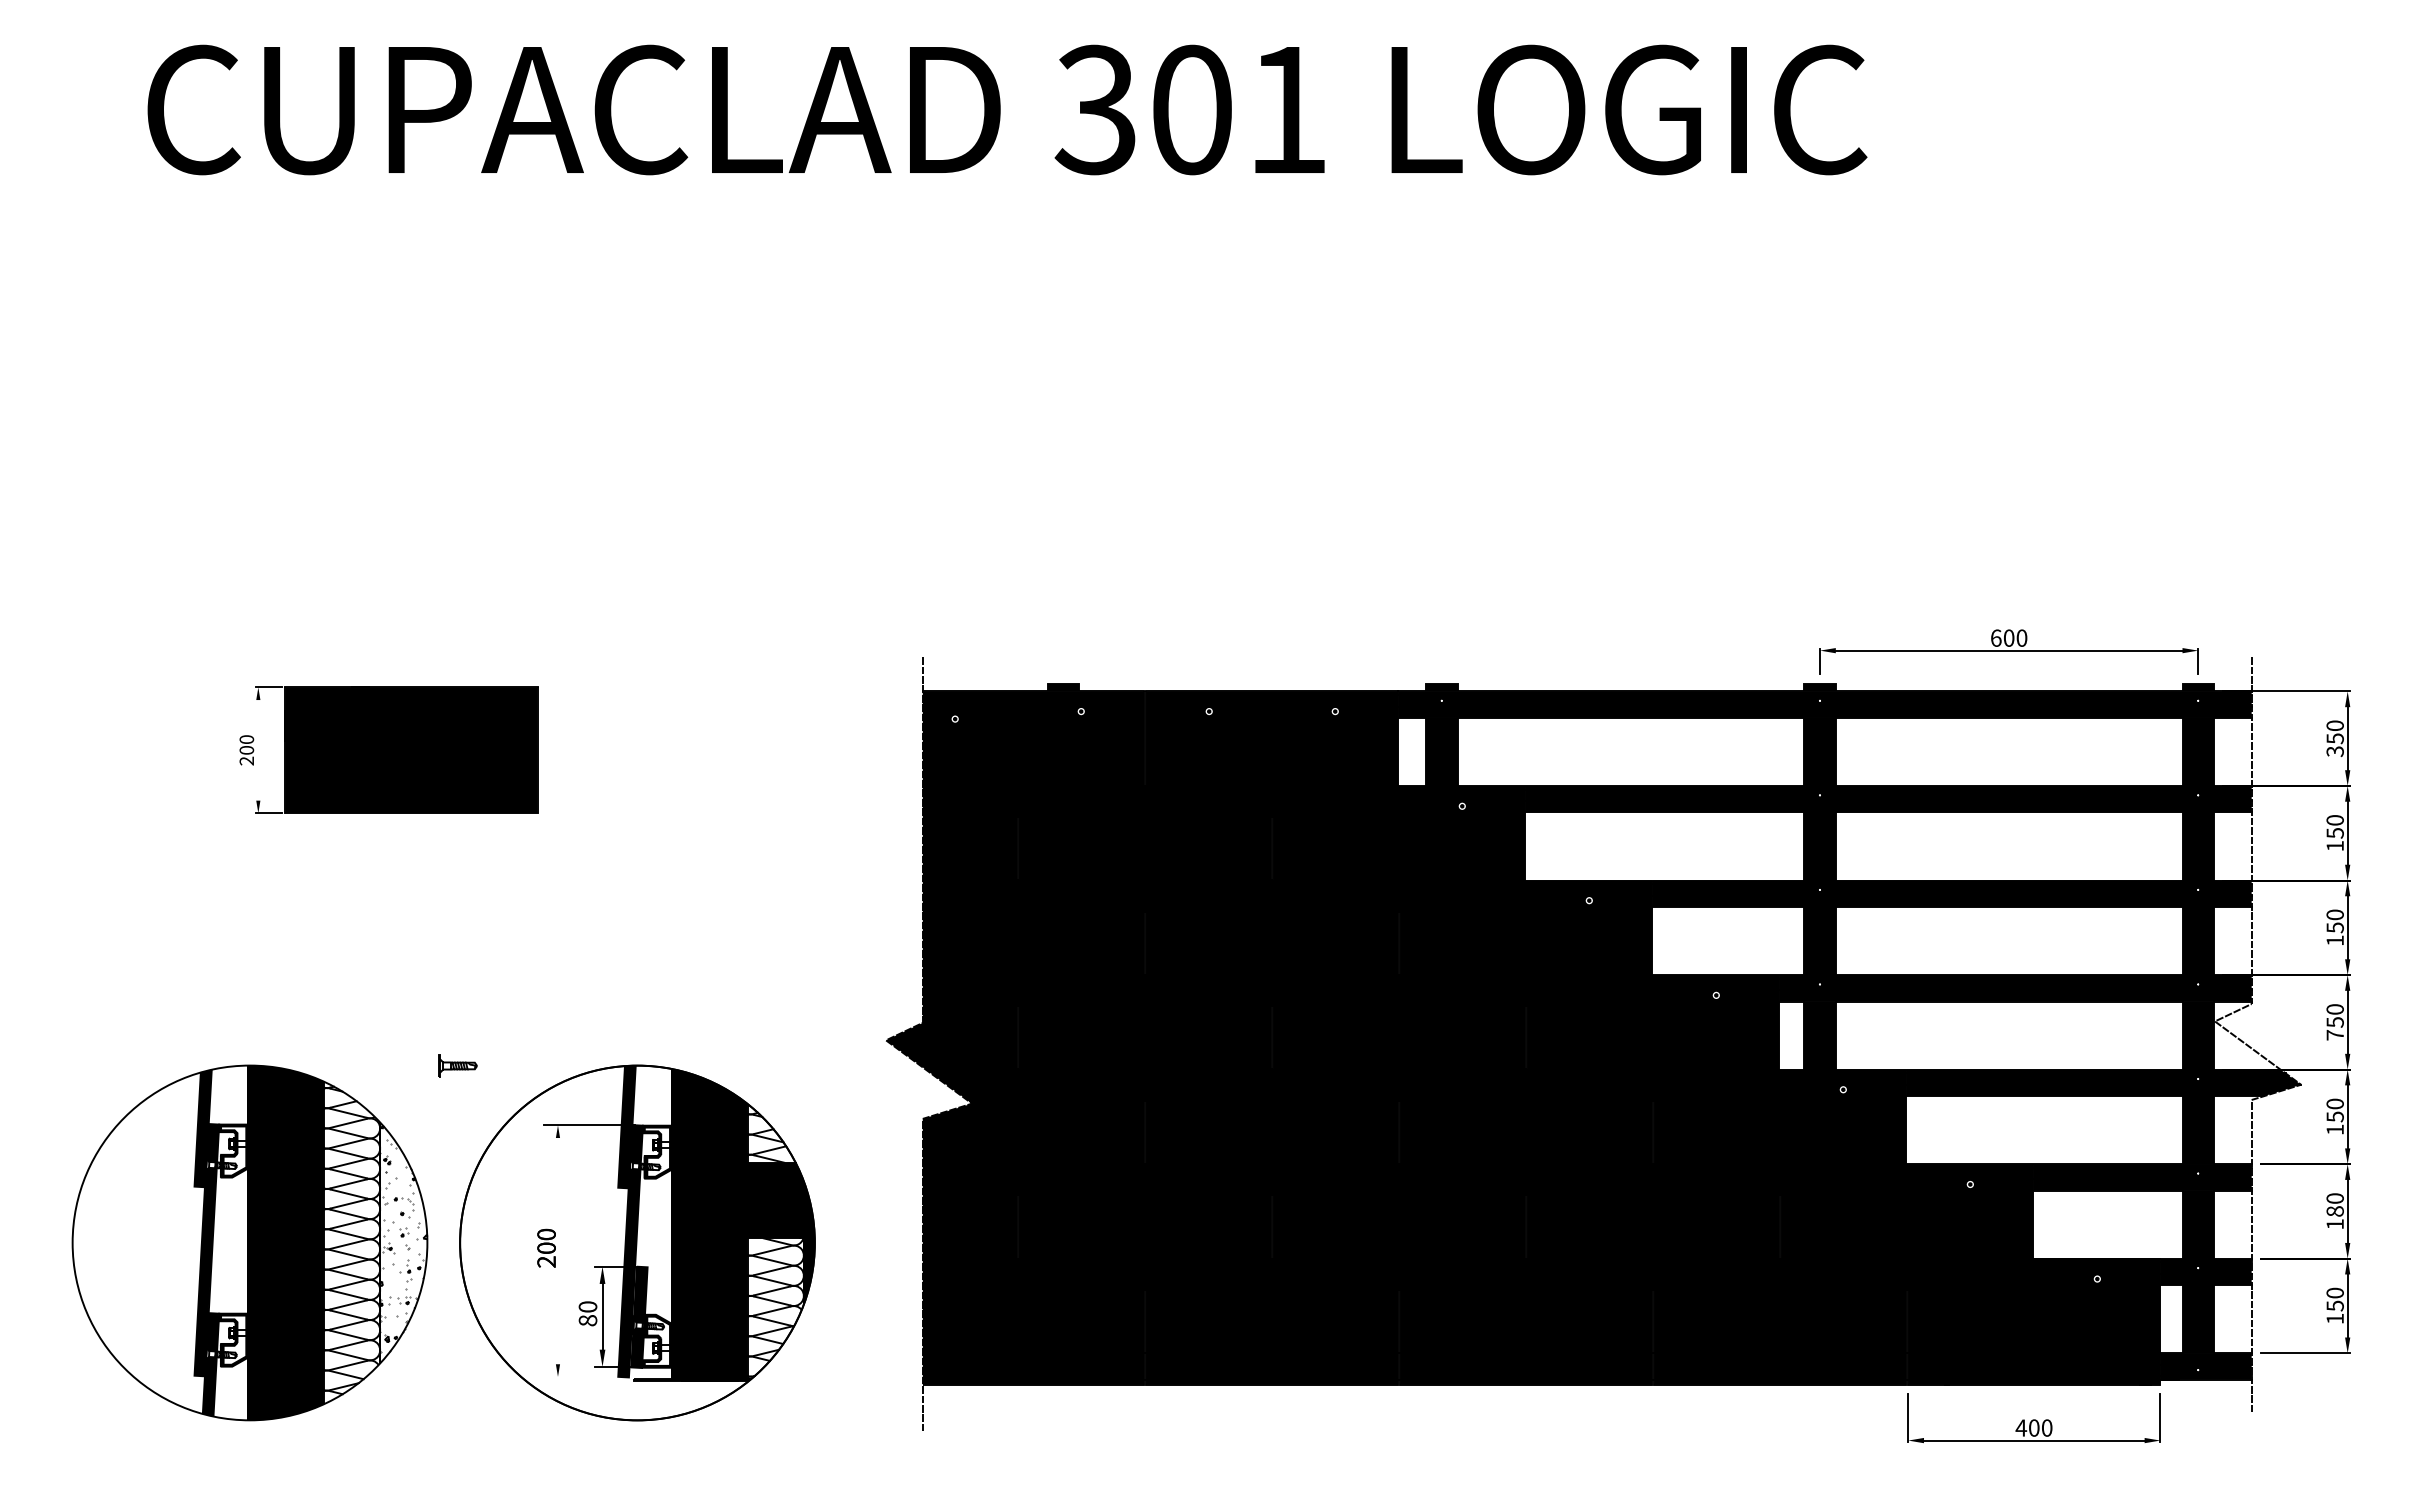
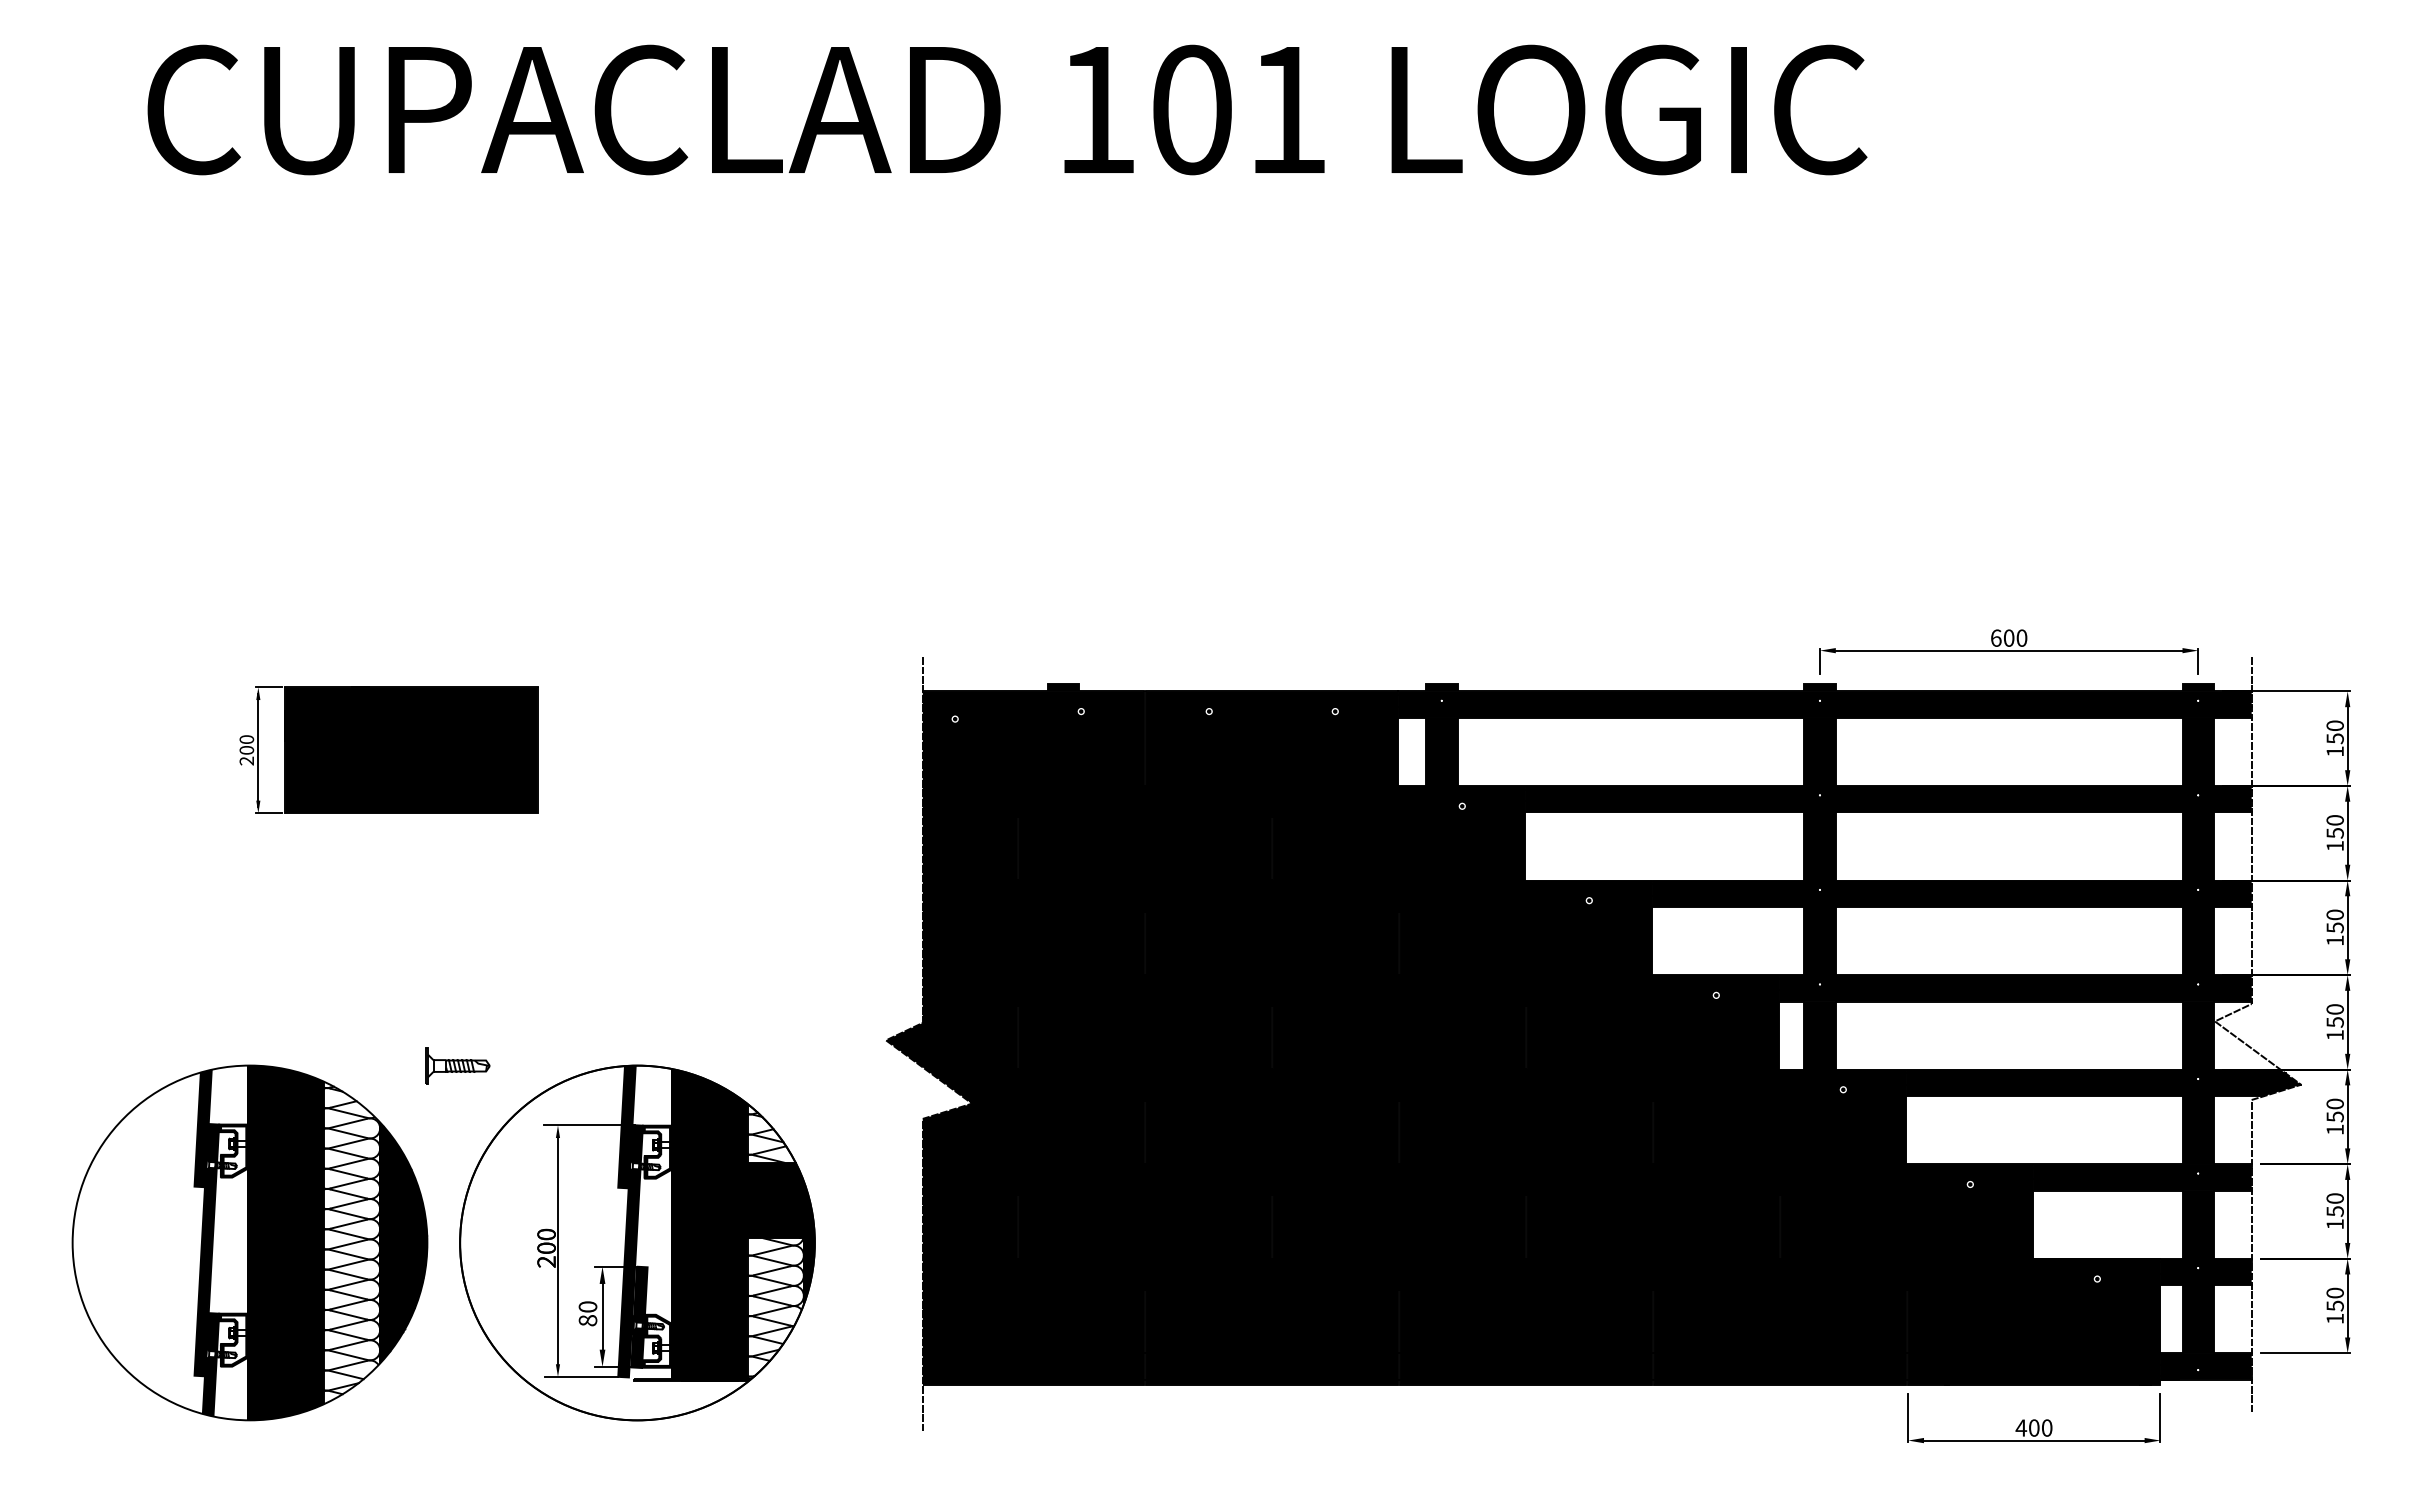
text: 301 -> 101 (1094, 109)
line: none -> present (258, 749)
text: 350 -> 150 (2334, 751)
text: 750 -> 150 (2334, 1034)
part size: 40x24 px -> 66x38 px (457, 1065)
text: 180 -> 150 (2334, 1211)
fill: none -> present (403, 1242)
line: none -> present (557, 1251)
line: none -> present (581, 1376)
